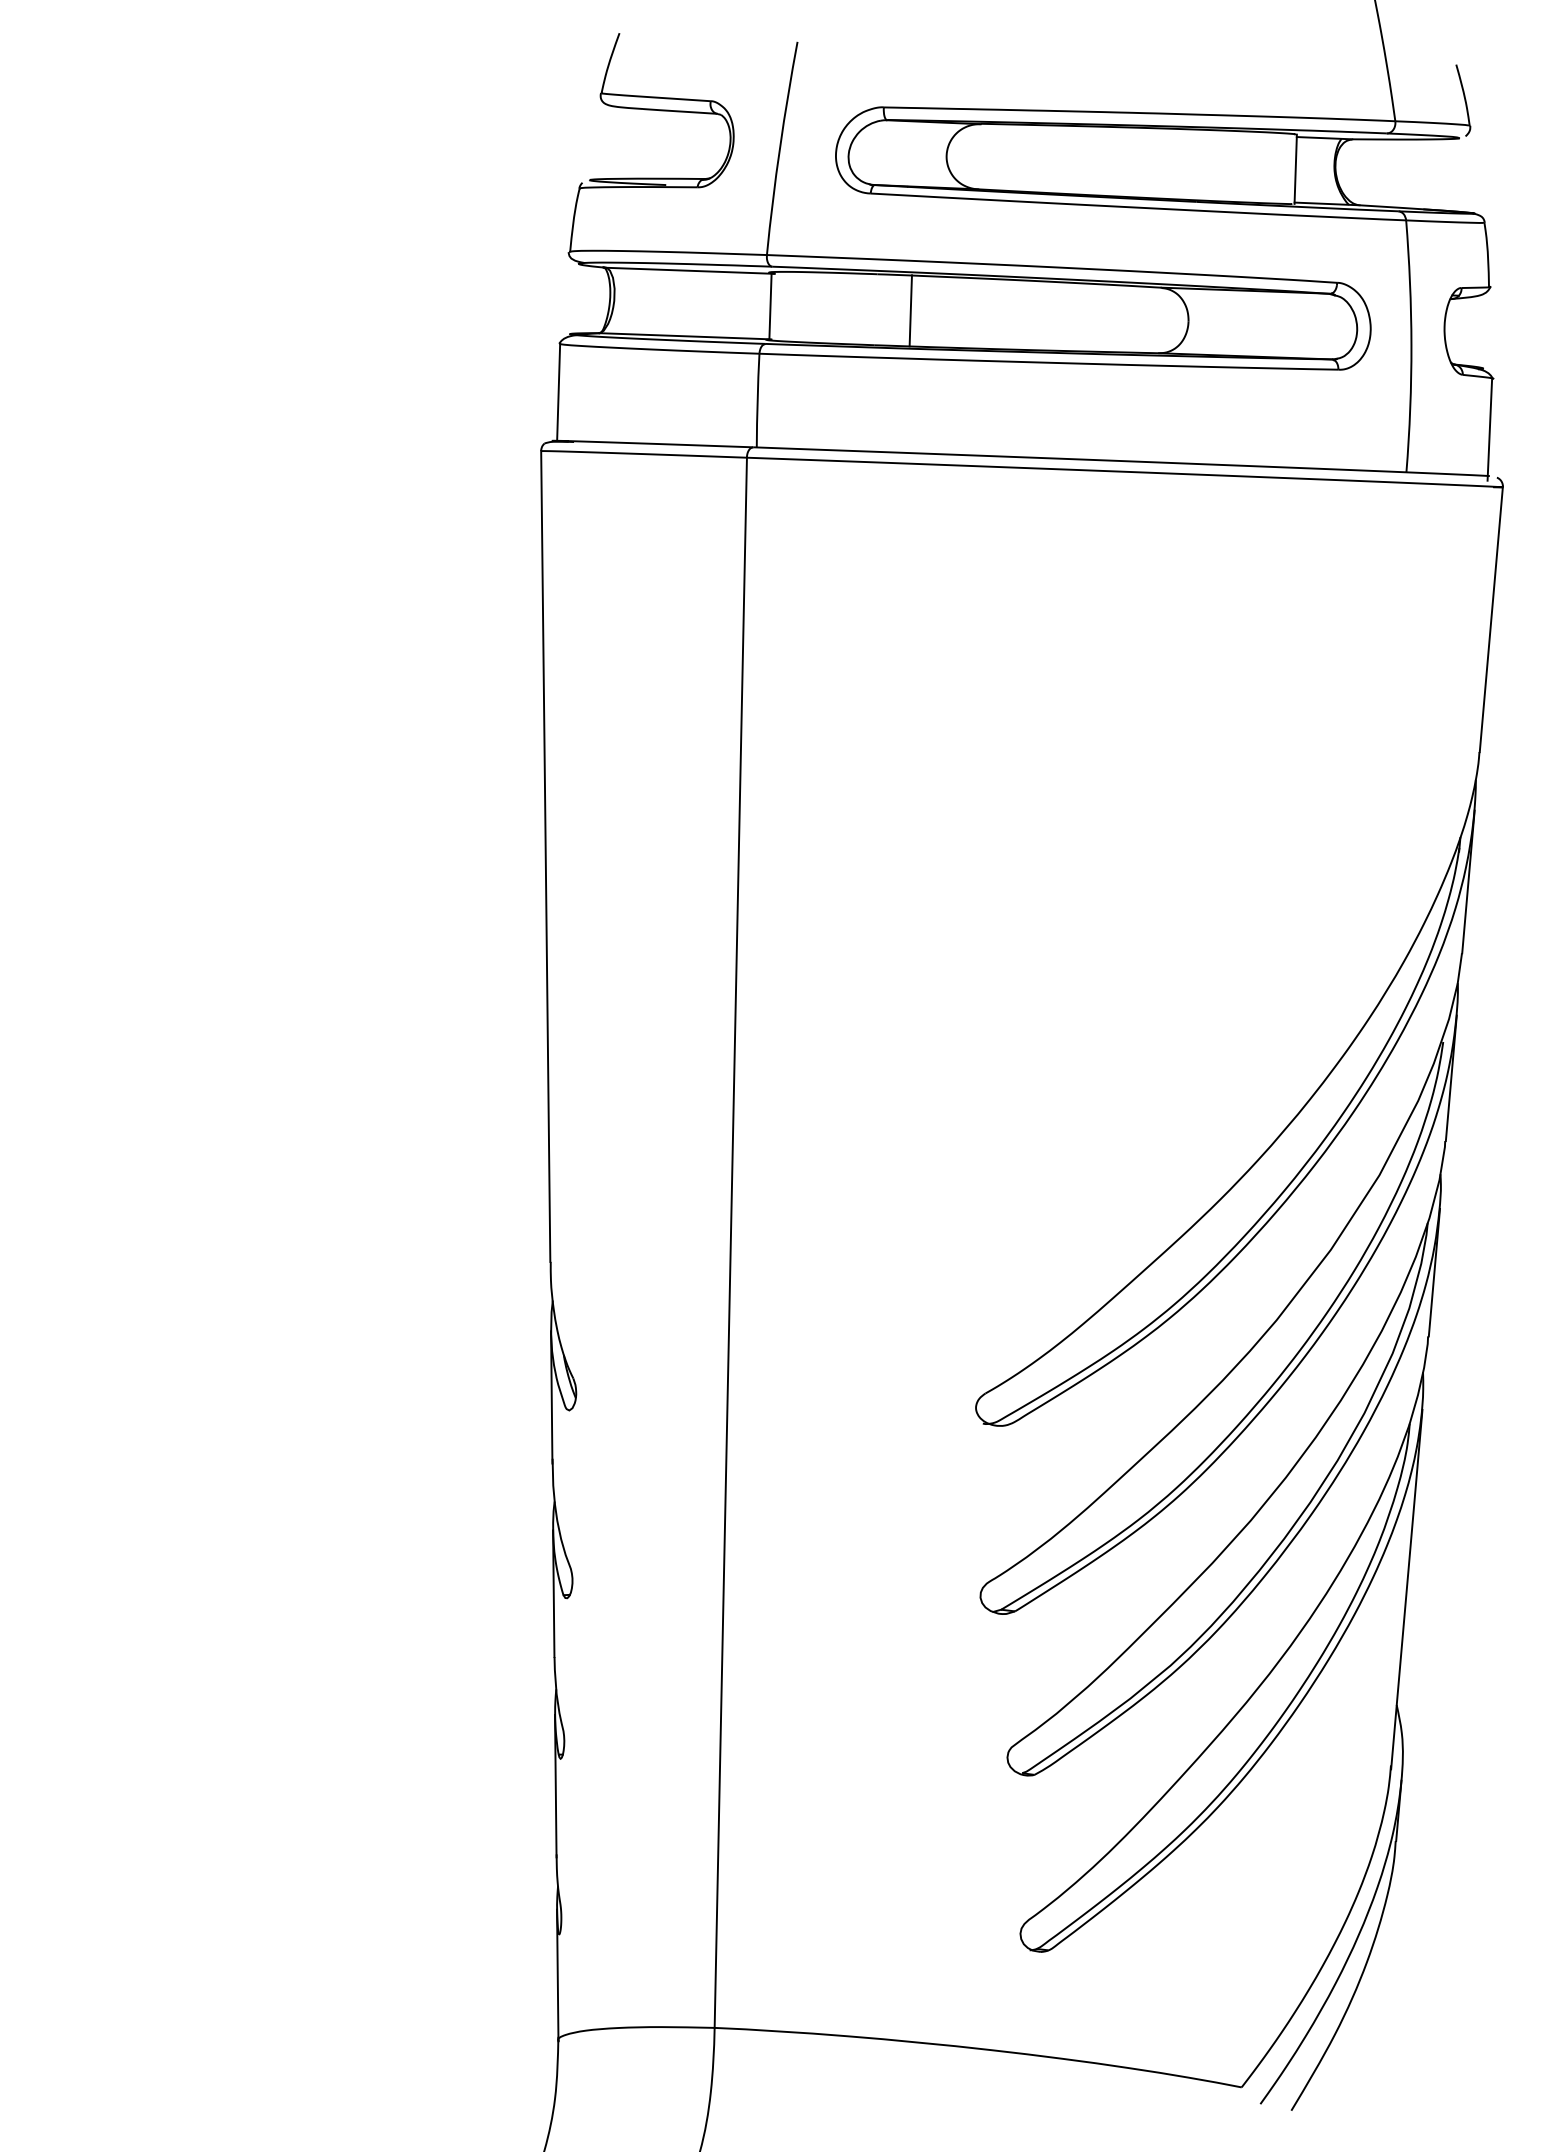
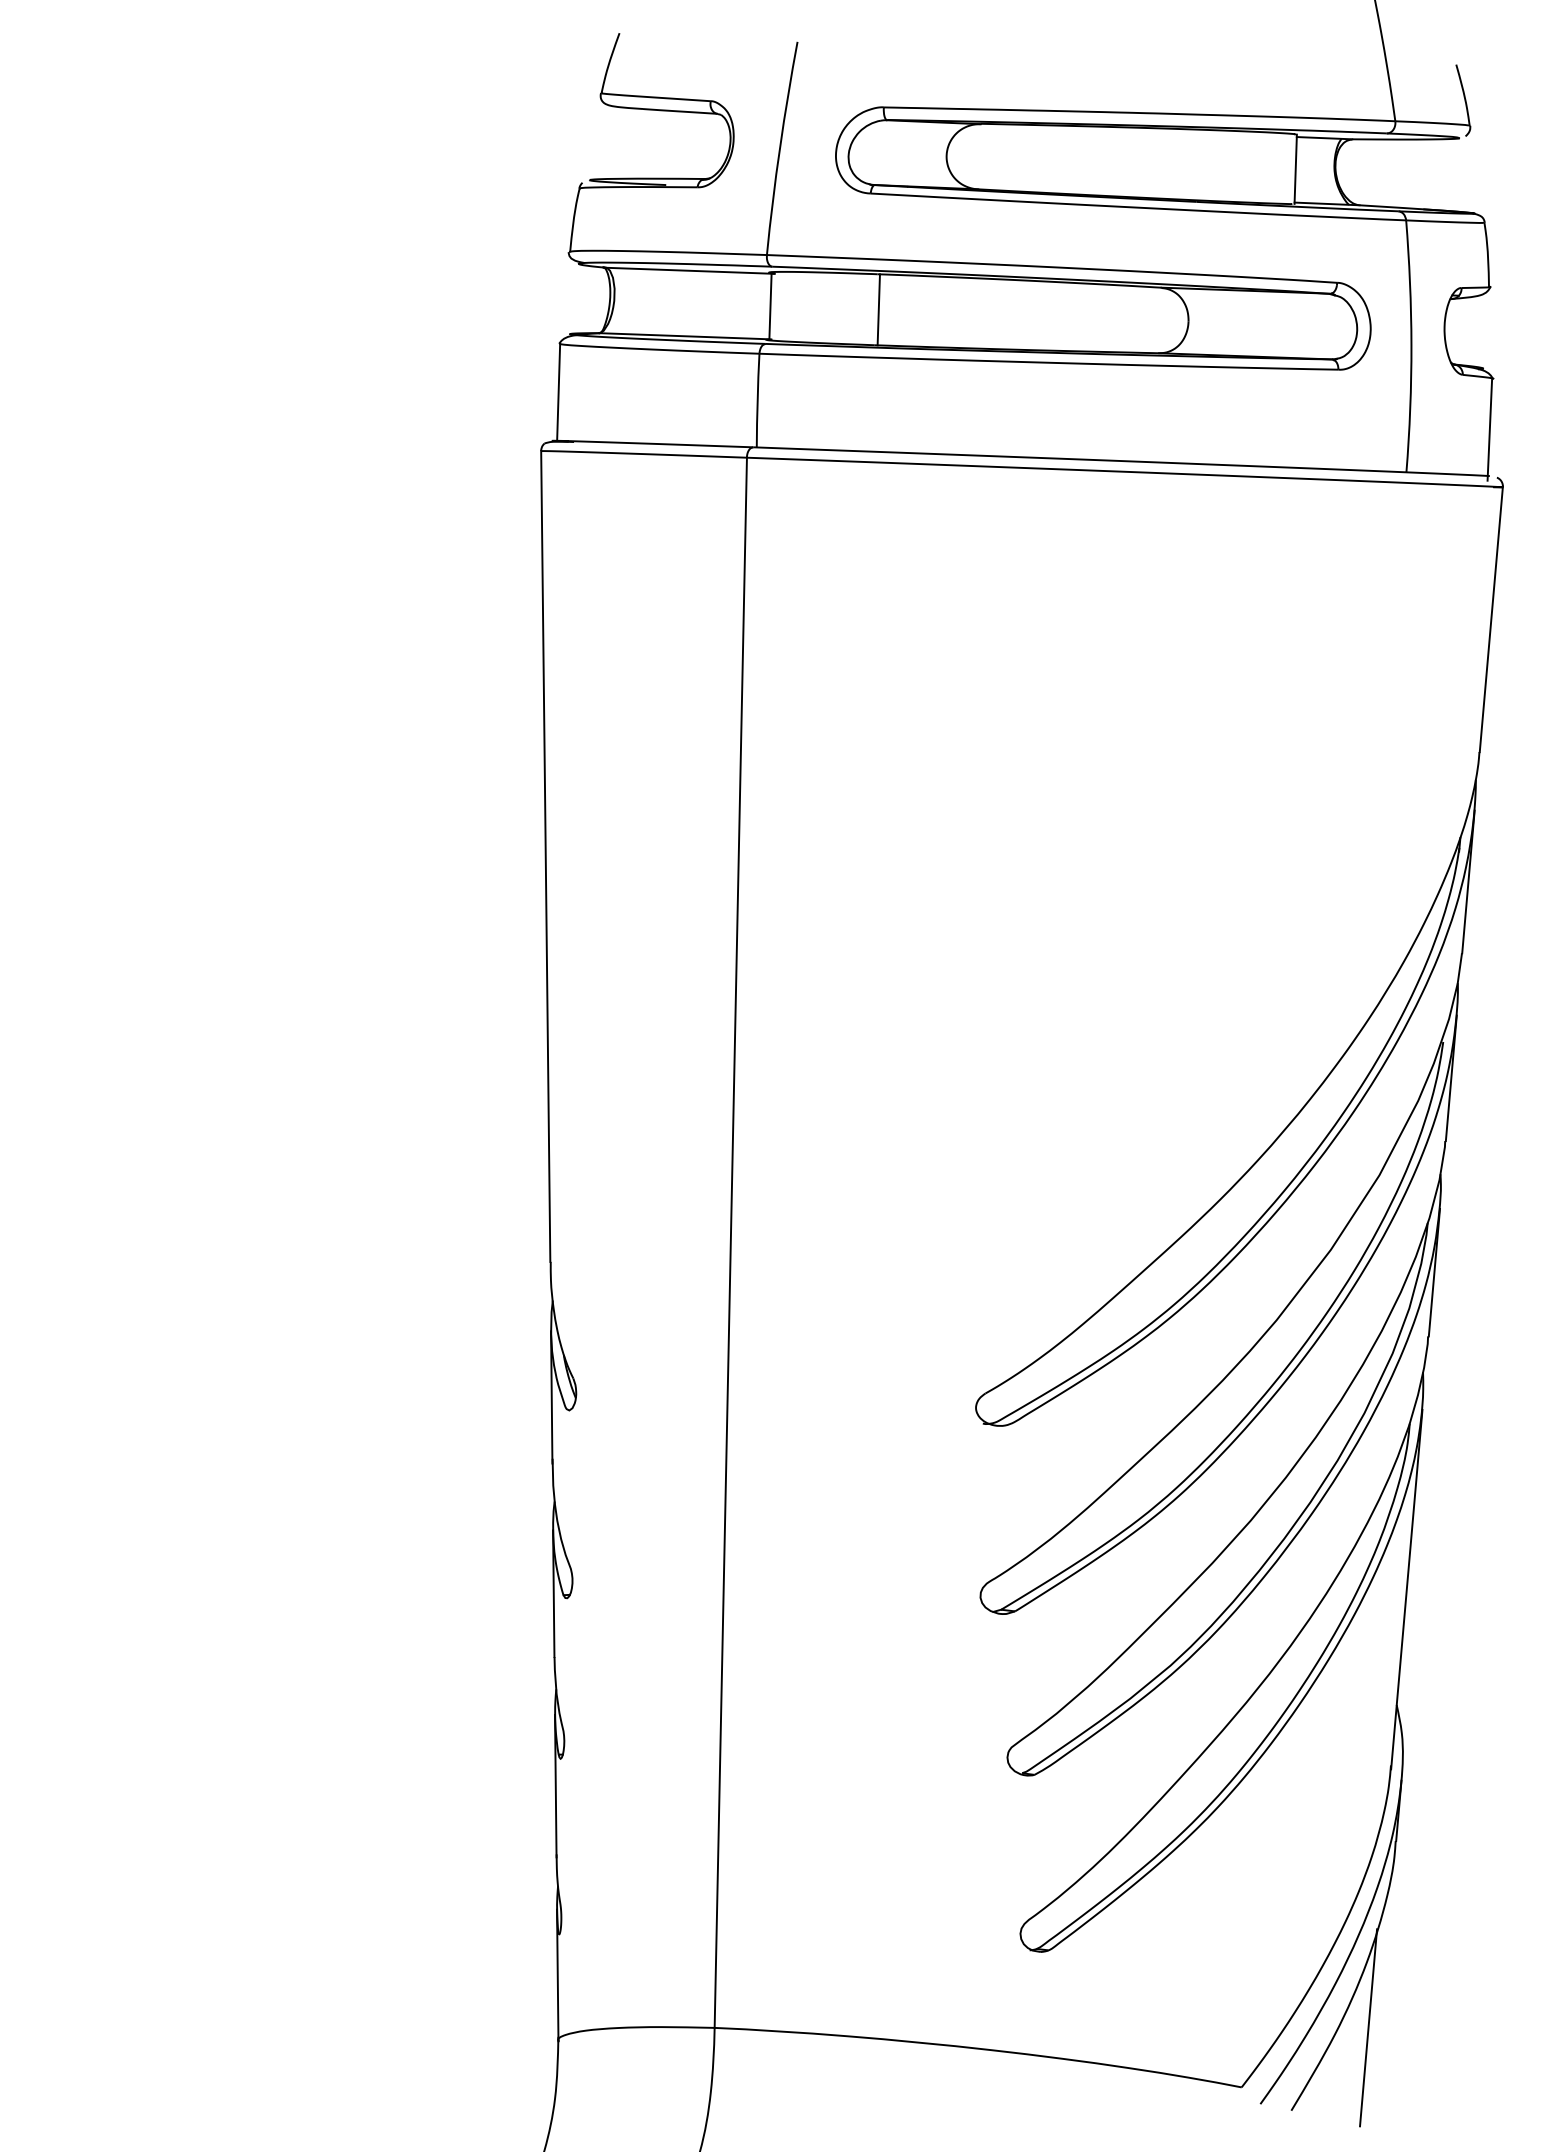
line position: (910, 310) -> (878, 309) (878, 309)
line: none -> present (1368, 2027)
